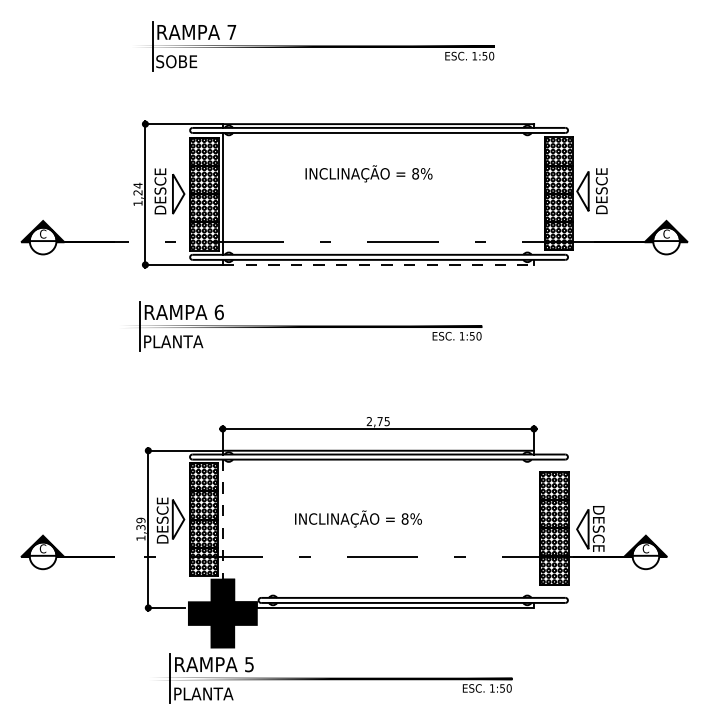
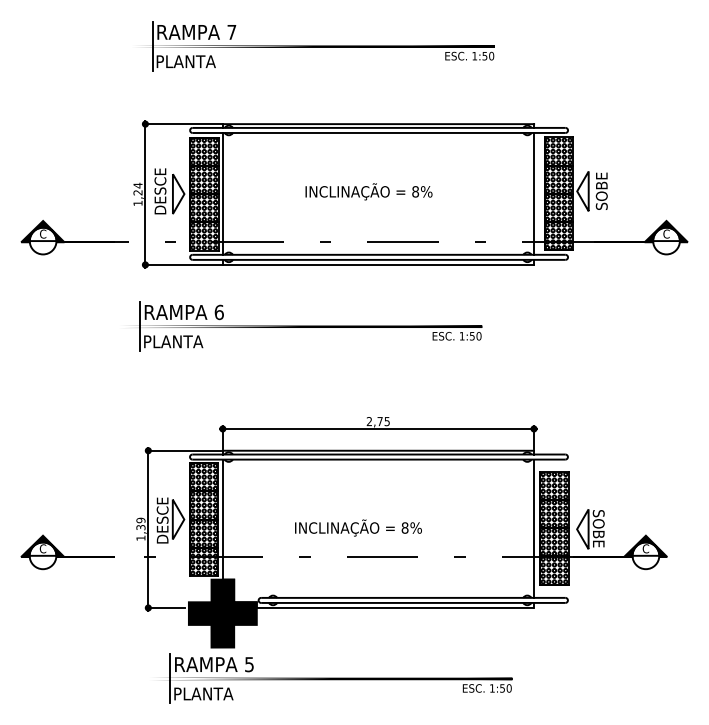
text: SOBE -> PLANTA (185, 61)
text position: (368, 173) -> (368, 191) (368, 191)
text: DESCE -> SOBE (601, 191)
line: none -> present (534, 193)
line: dashed -> solid (378, 264)
text position: (358, 518) -> (358, 527) (358, 527)
line: dashed -> solid (222, 520)
line: none -> present (533, 528)
text: DESCE -> SOBE (598, 528)
